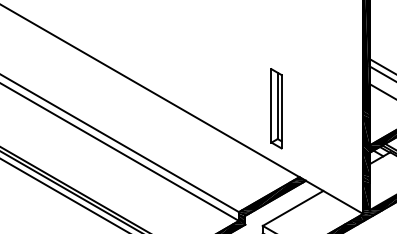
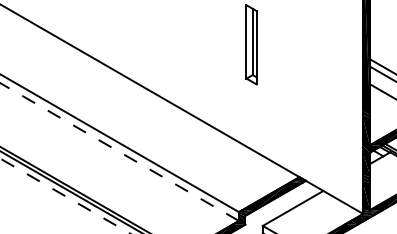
part position: (276, 108) -> (251, 44) (251, 44)
line: solid -> dashed (119, 151)
line: solid -> dashed (65, 196)
